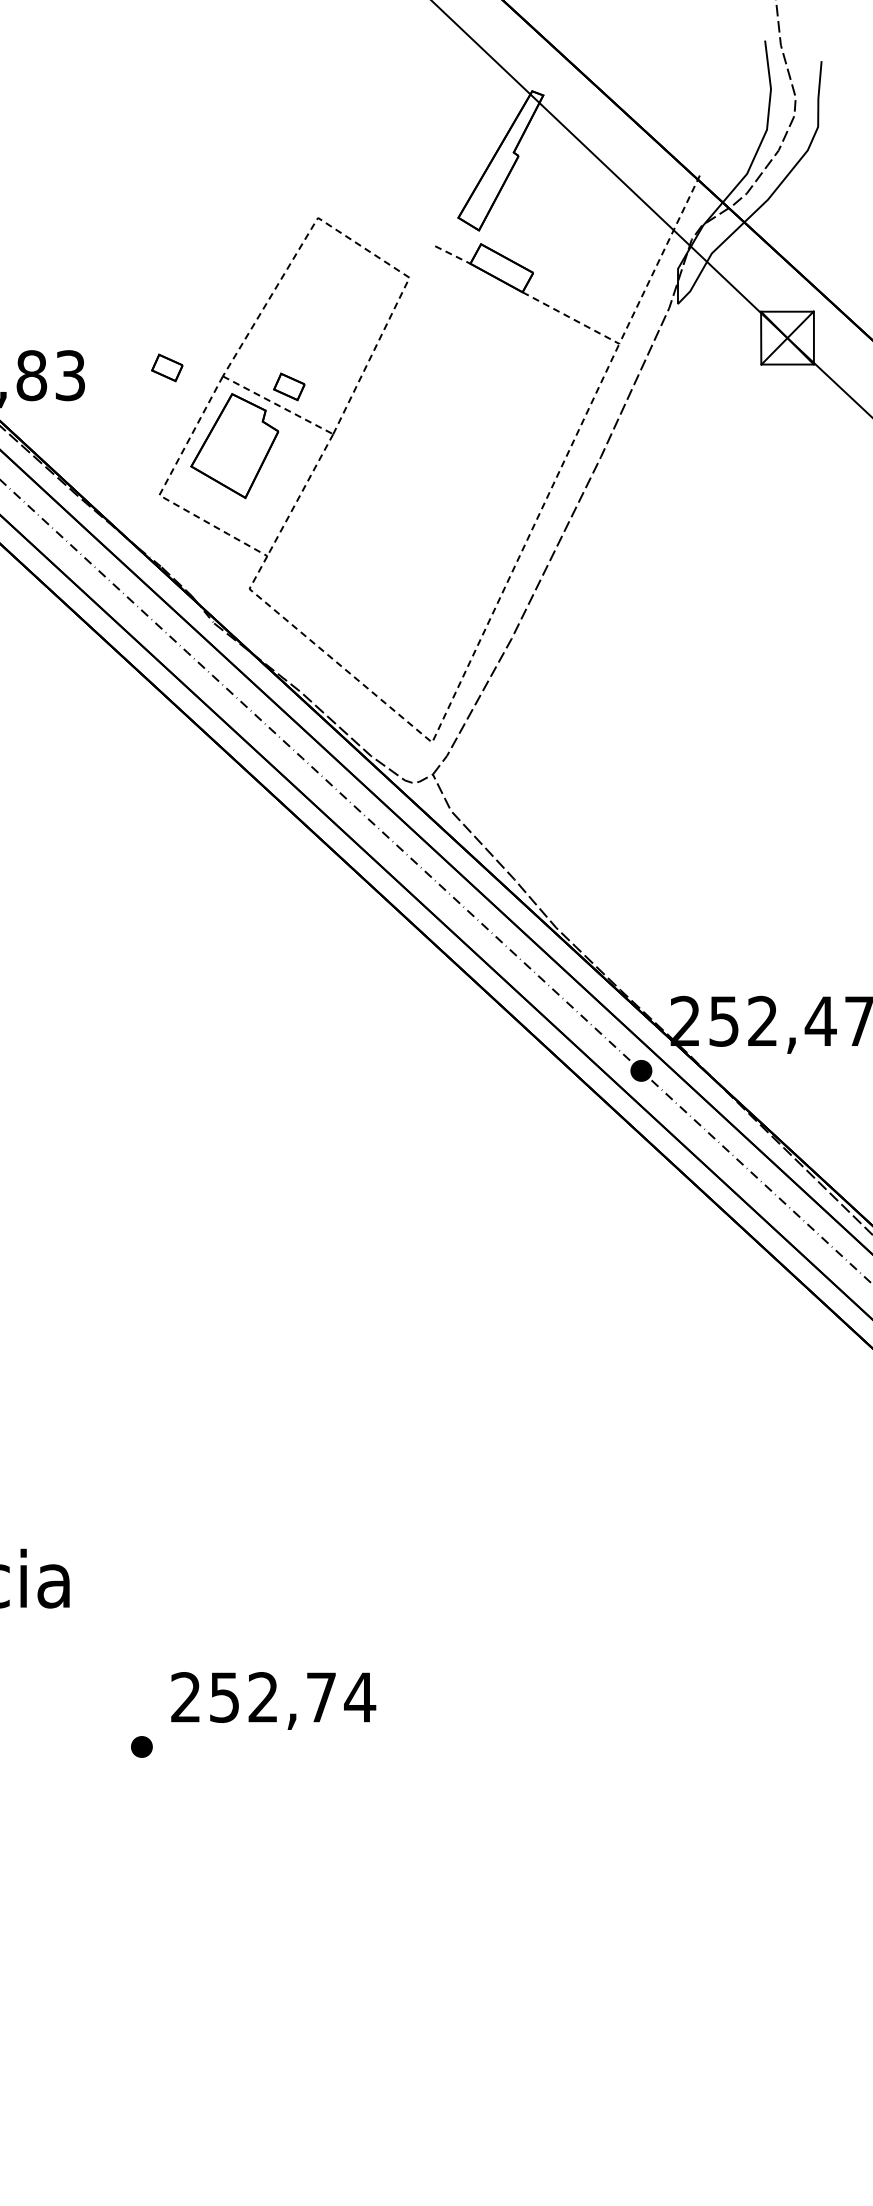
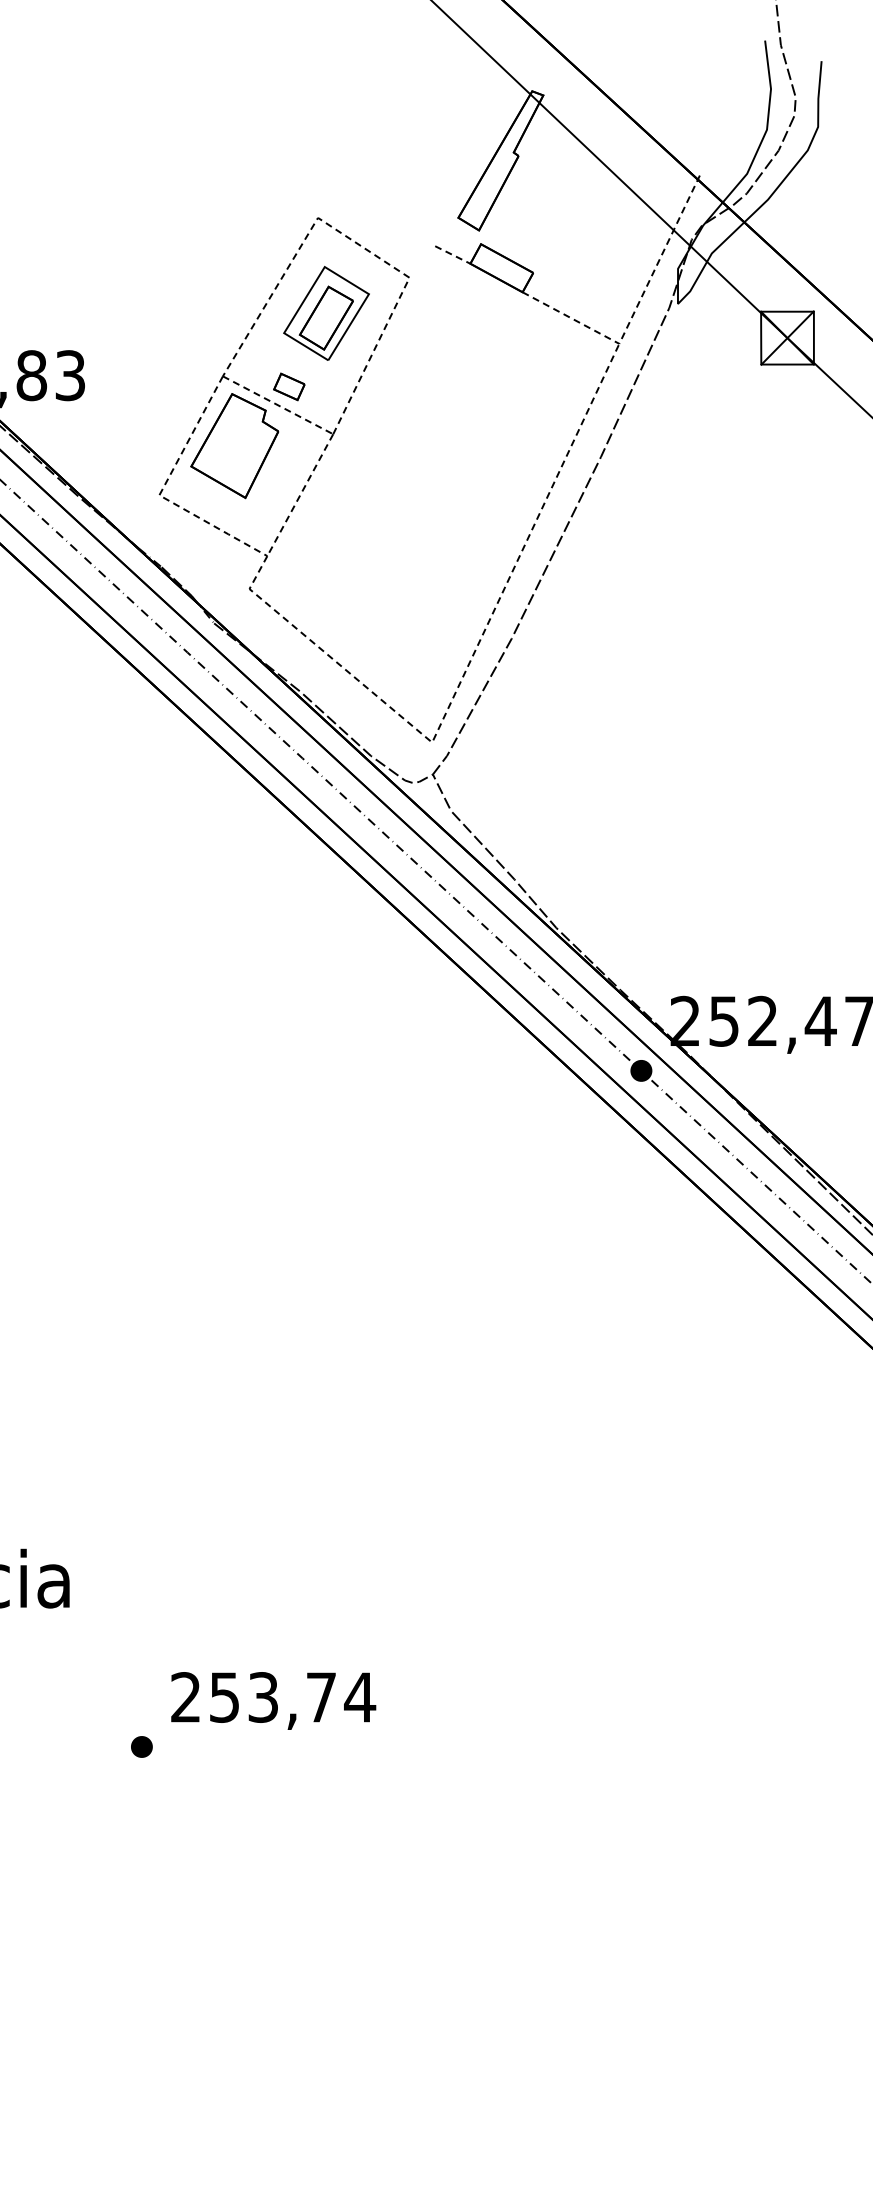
part: none -> present (326, 313)
part: present -> none (167, 367)
text: 252,74 -> 253,74 (262, 1697)
